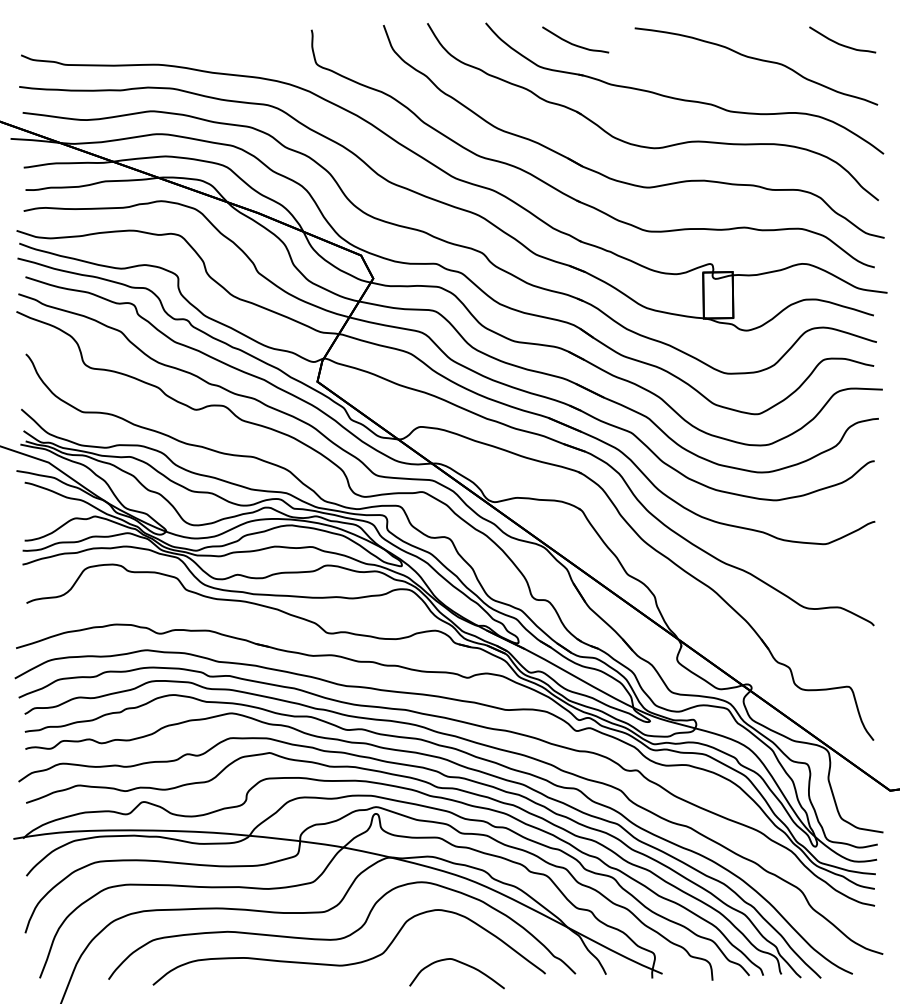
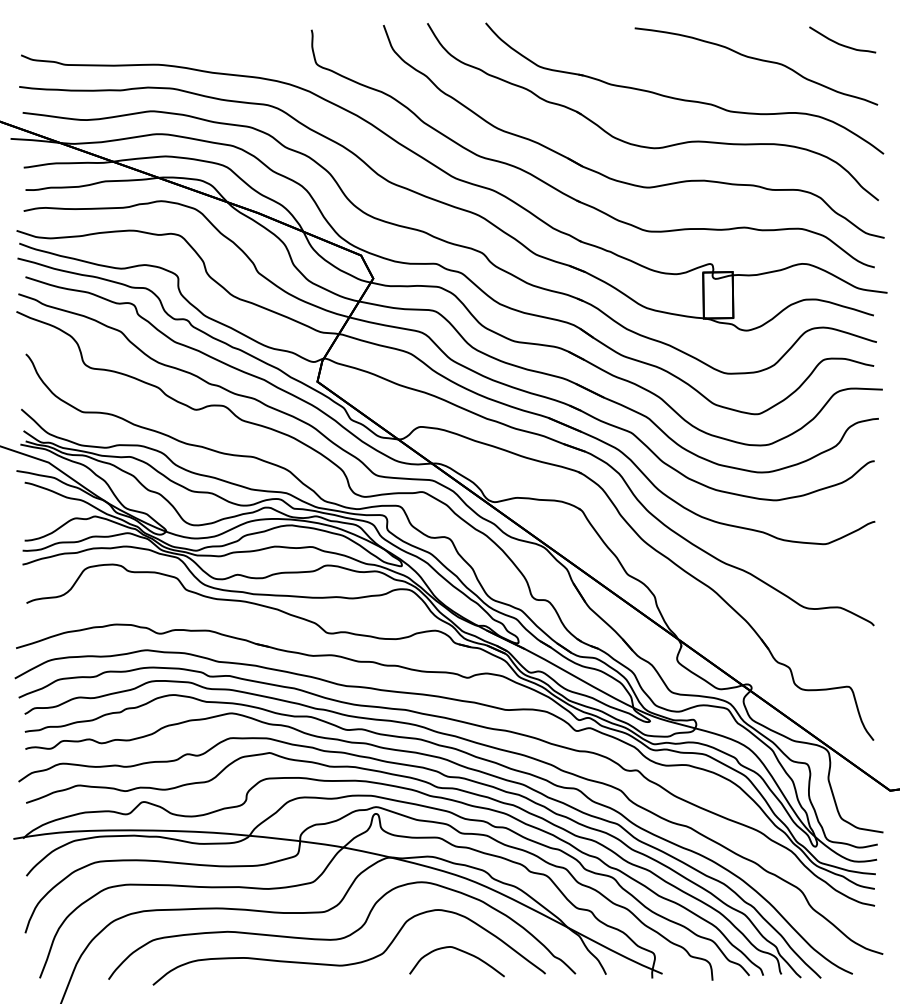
curve: present -> none (573, 43)
curve position: (460, 963) -> (460, 951) (460, 951)
